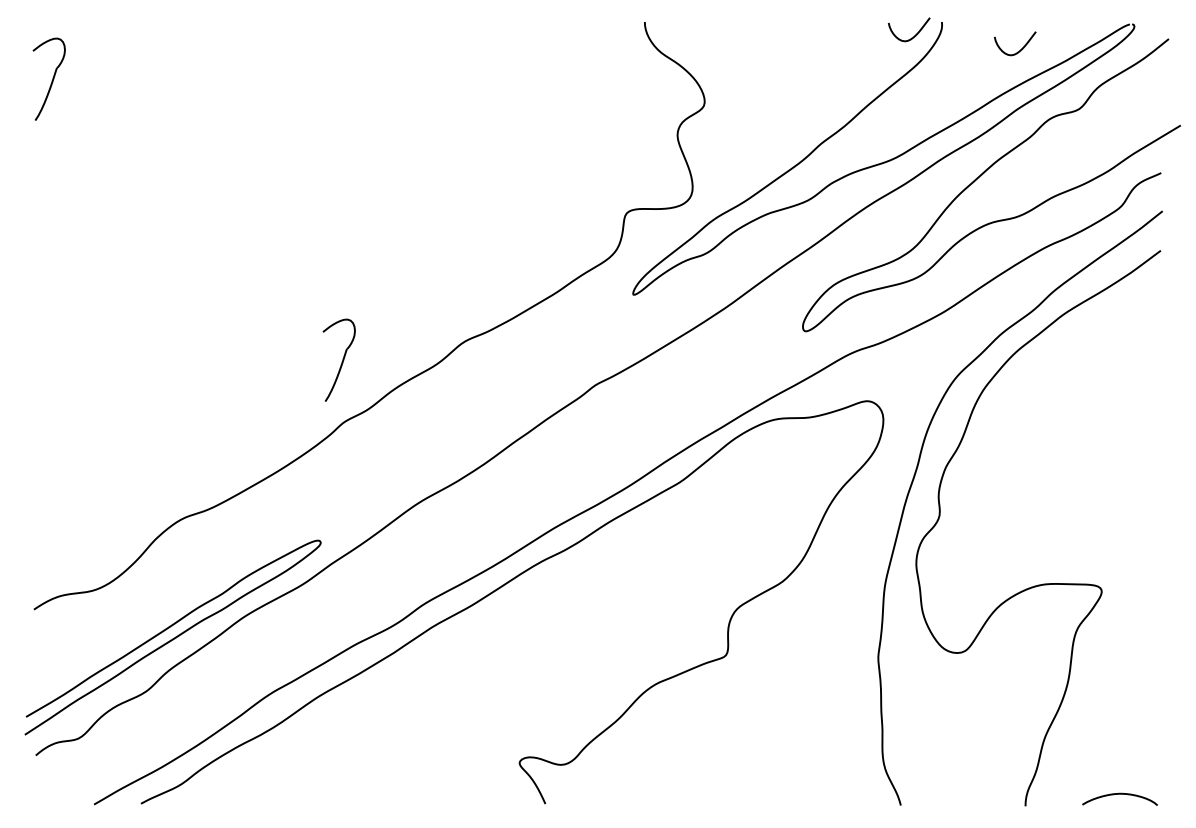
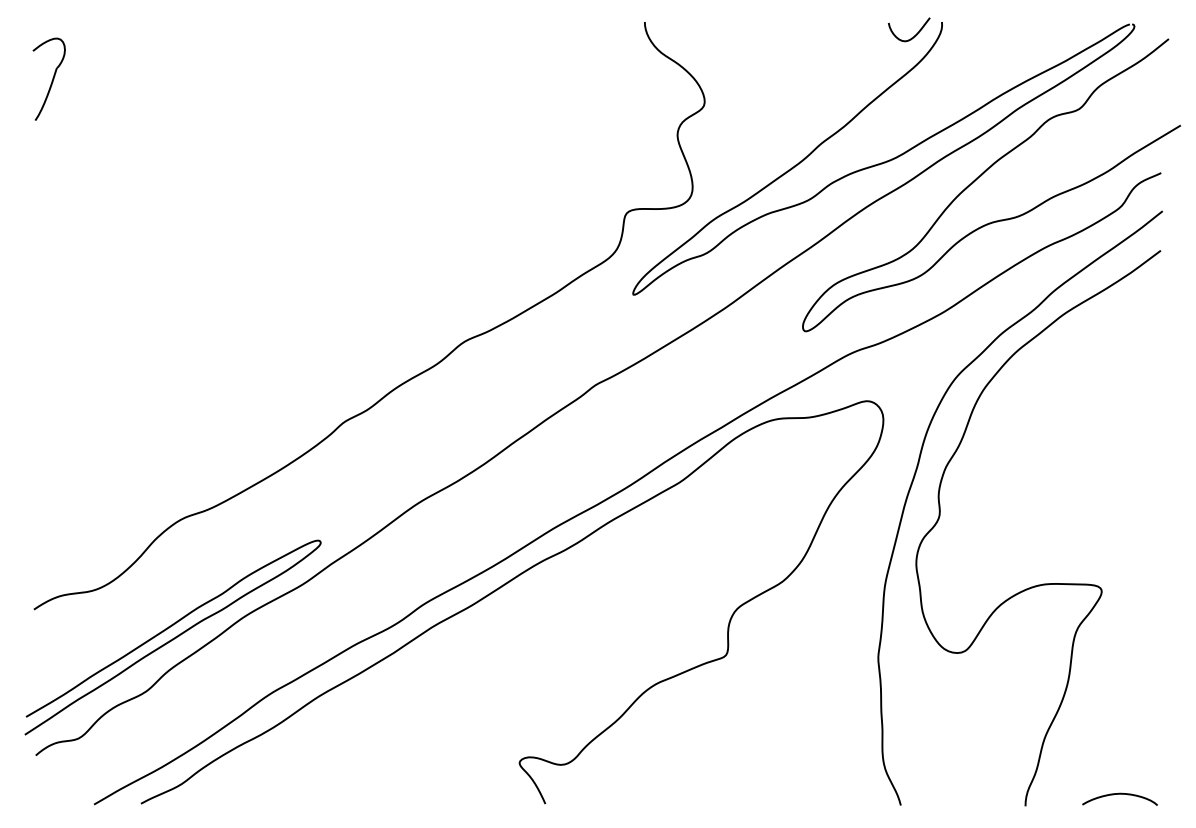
curve: present -> none (1021, 48)
part: present -> none (338, 359)
